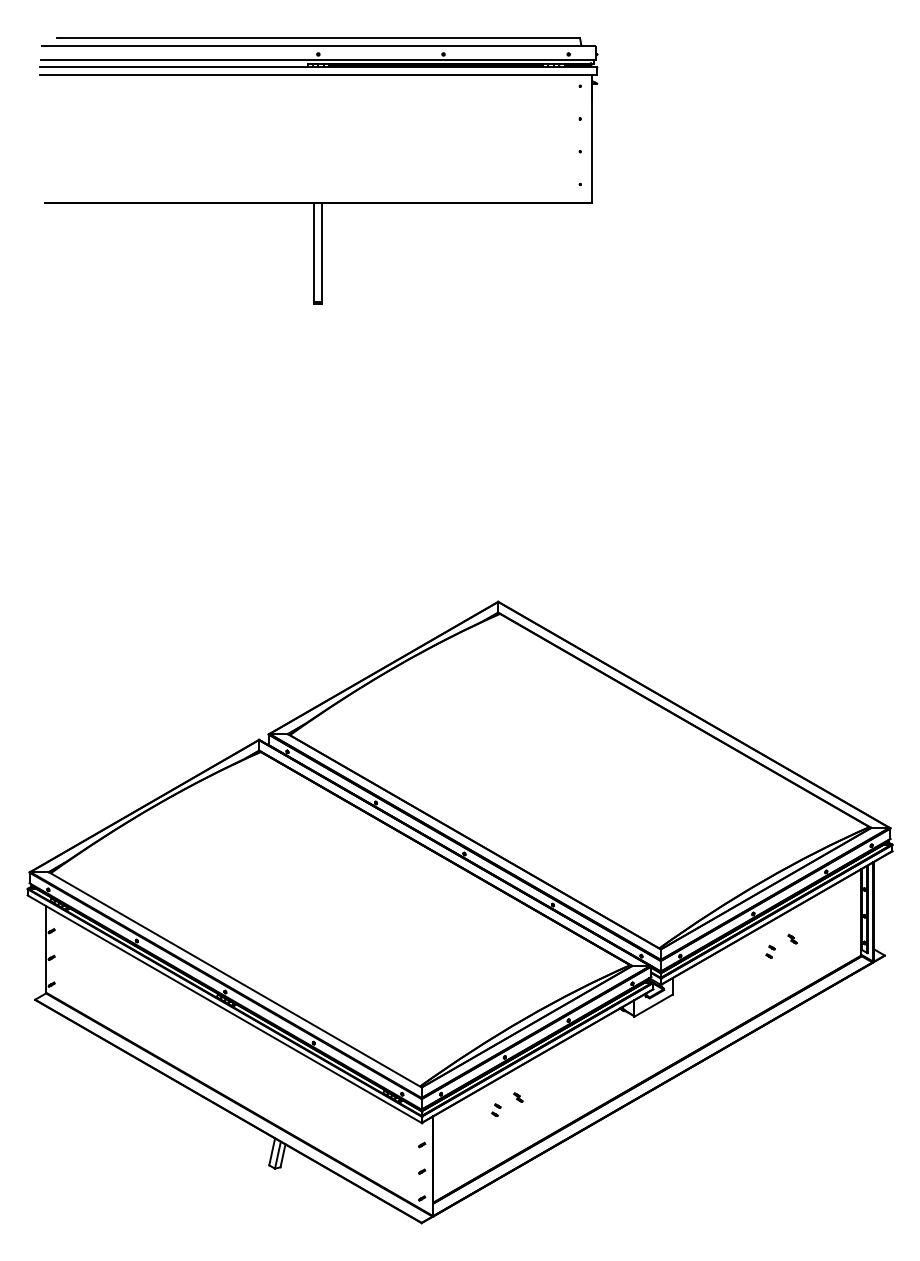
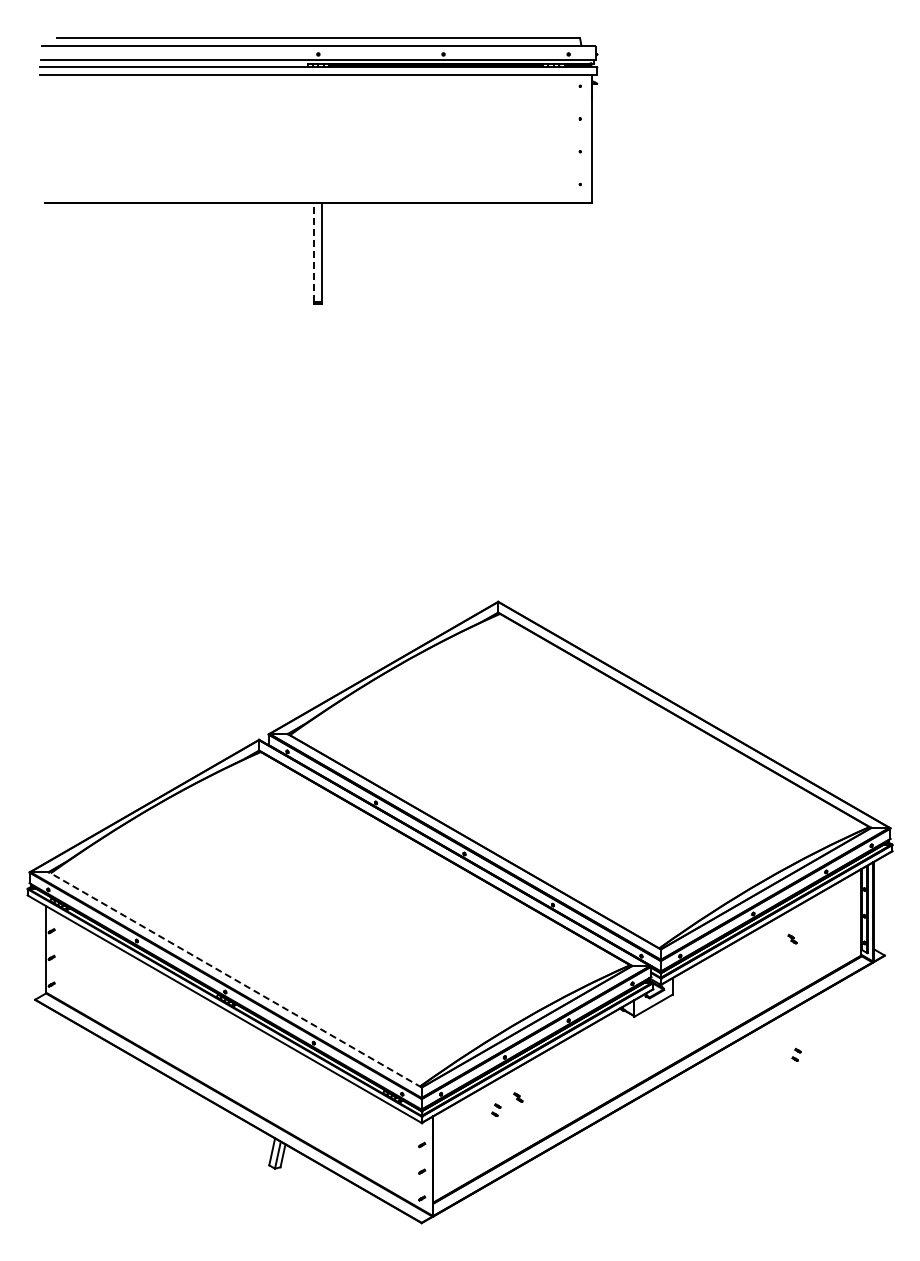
line: solid -> dashed (314, 251)
part position: (770, 951) -> (796, 1054) (796, 1054)
line: solid -> dashed (234, 979)
